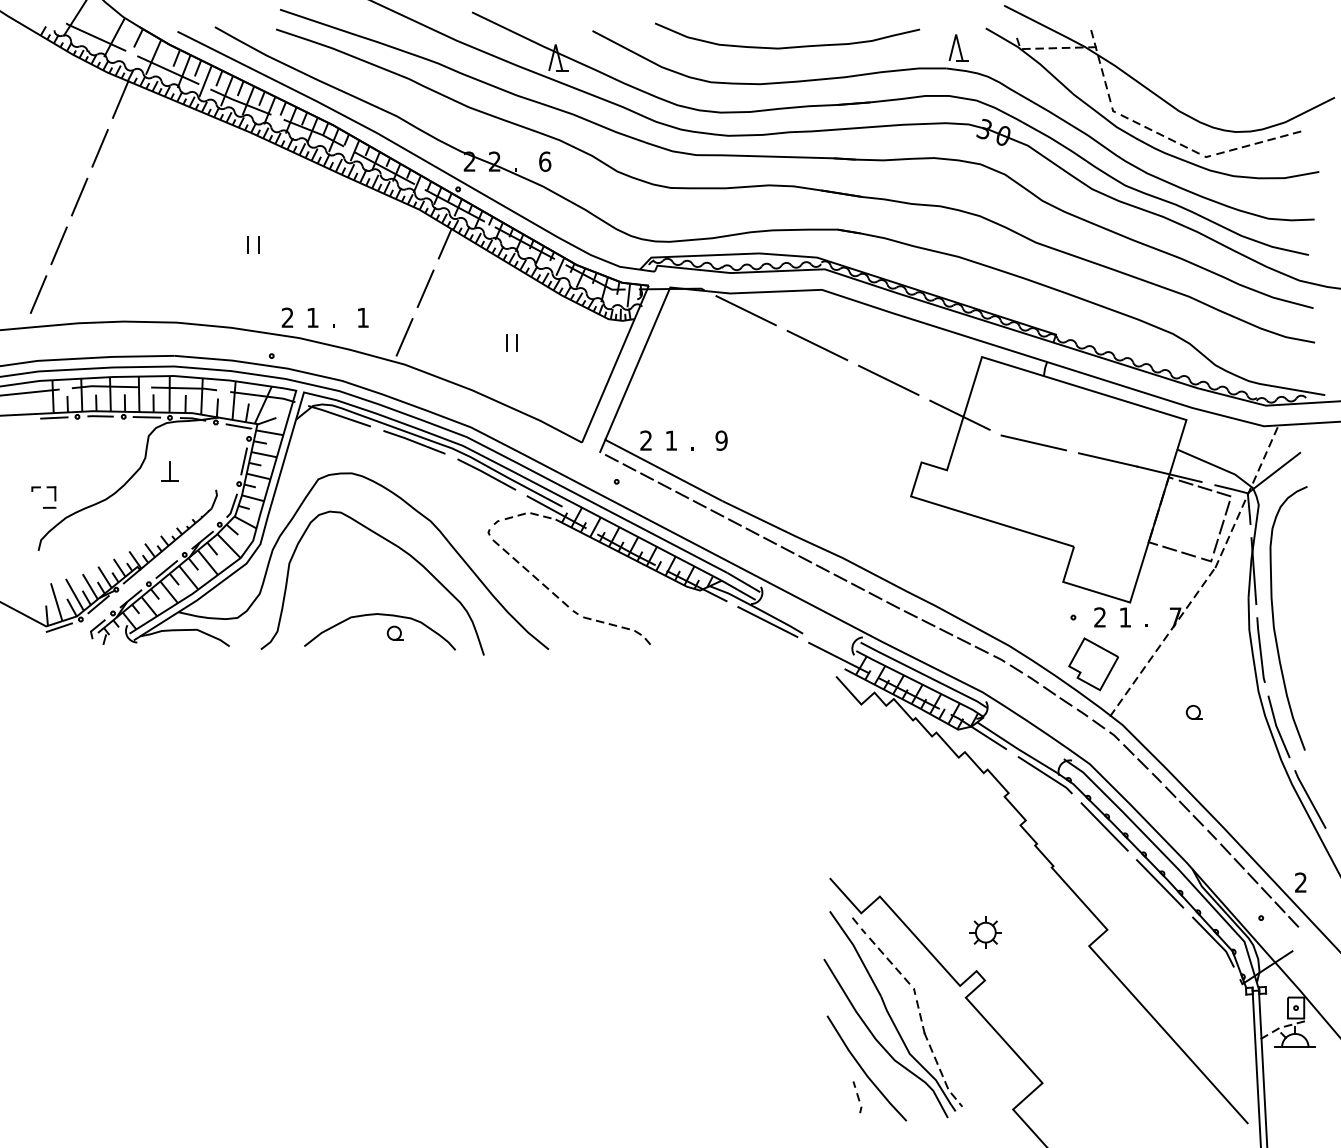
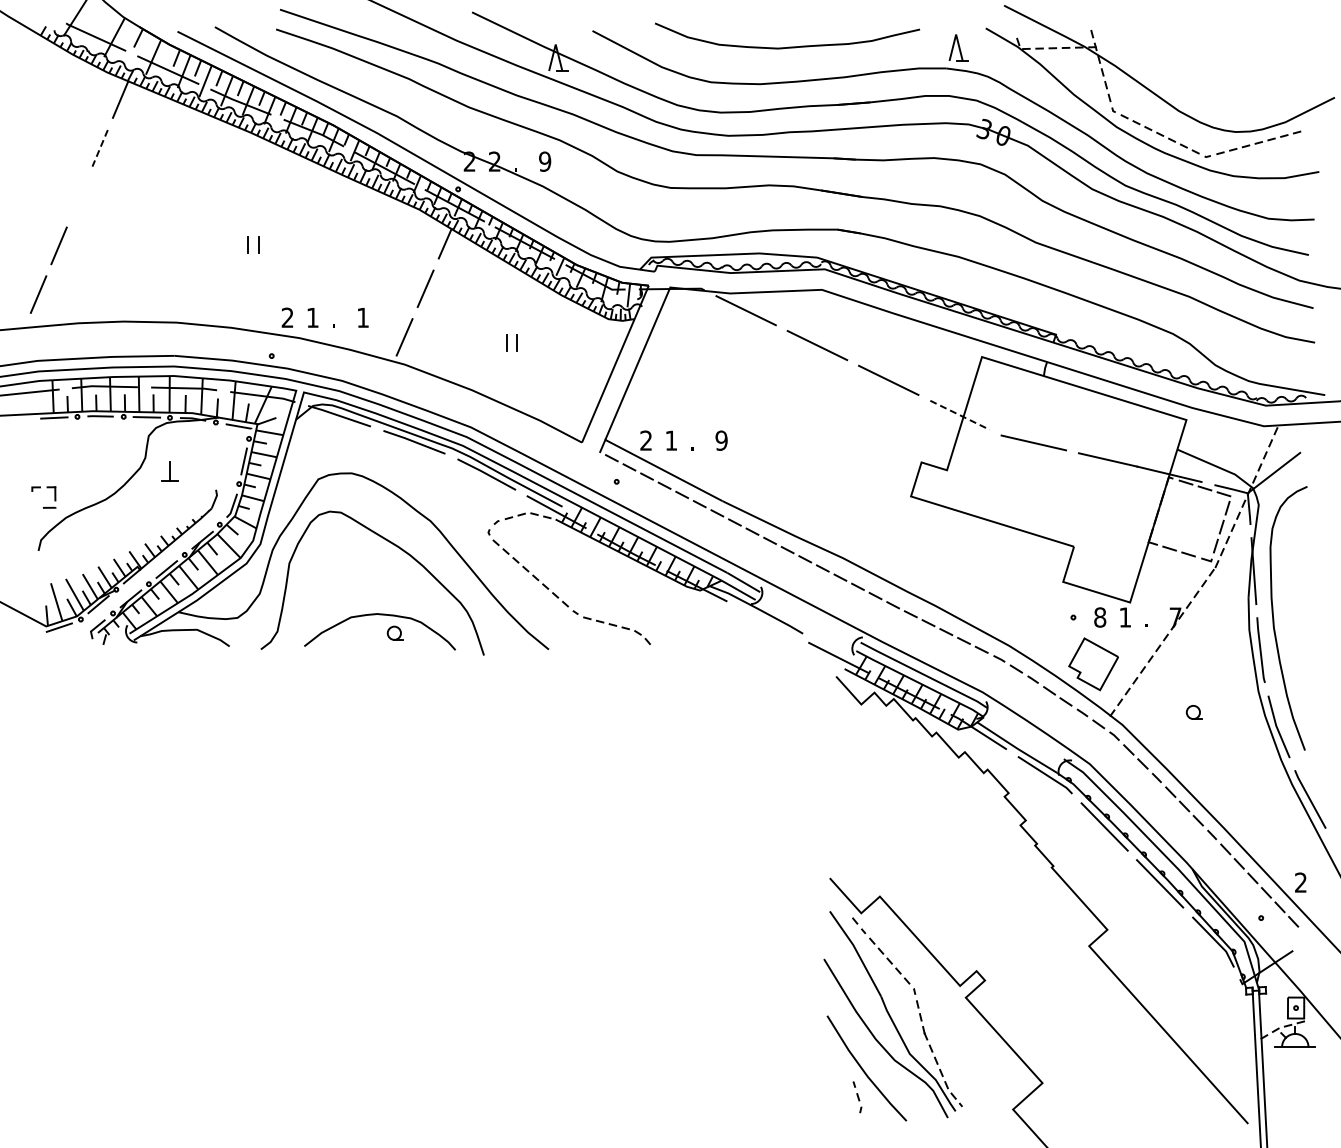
line: solid -> dashed (100, 148)
text: 6 -> 9 (545, 161)
line: present -> none (79, 196)
line: solid -> dashed (960, 415)
text: 2 -> 8 (1100, 617)
line: present -> none (767, 621)
part: present -> none (985, 932)
